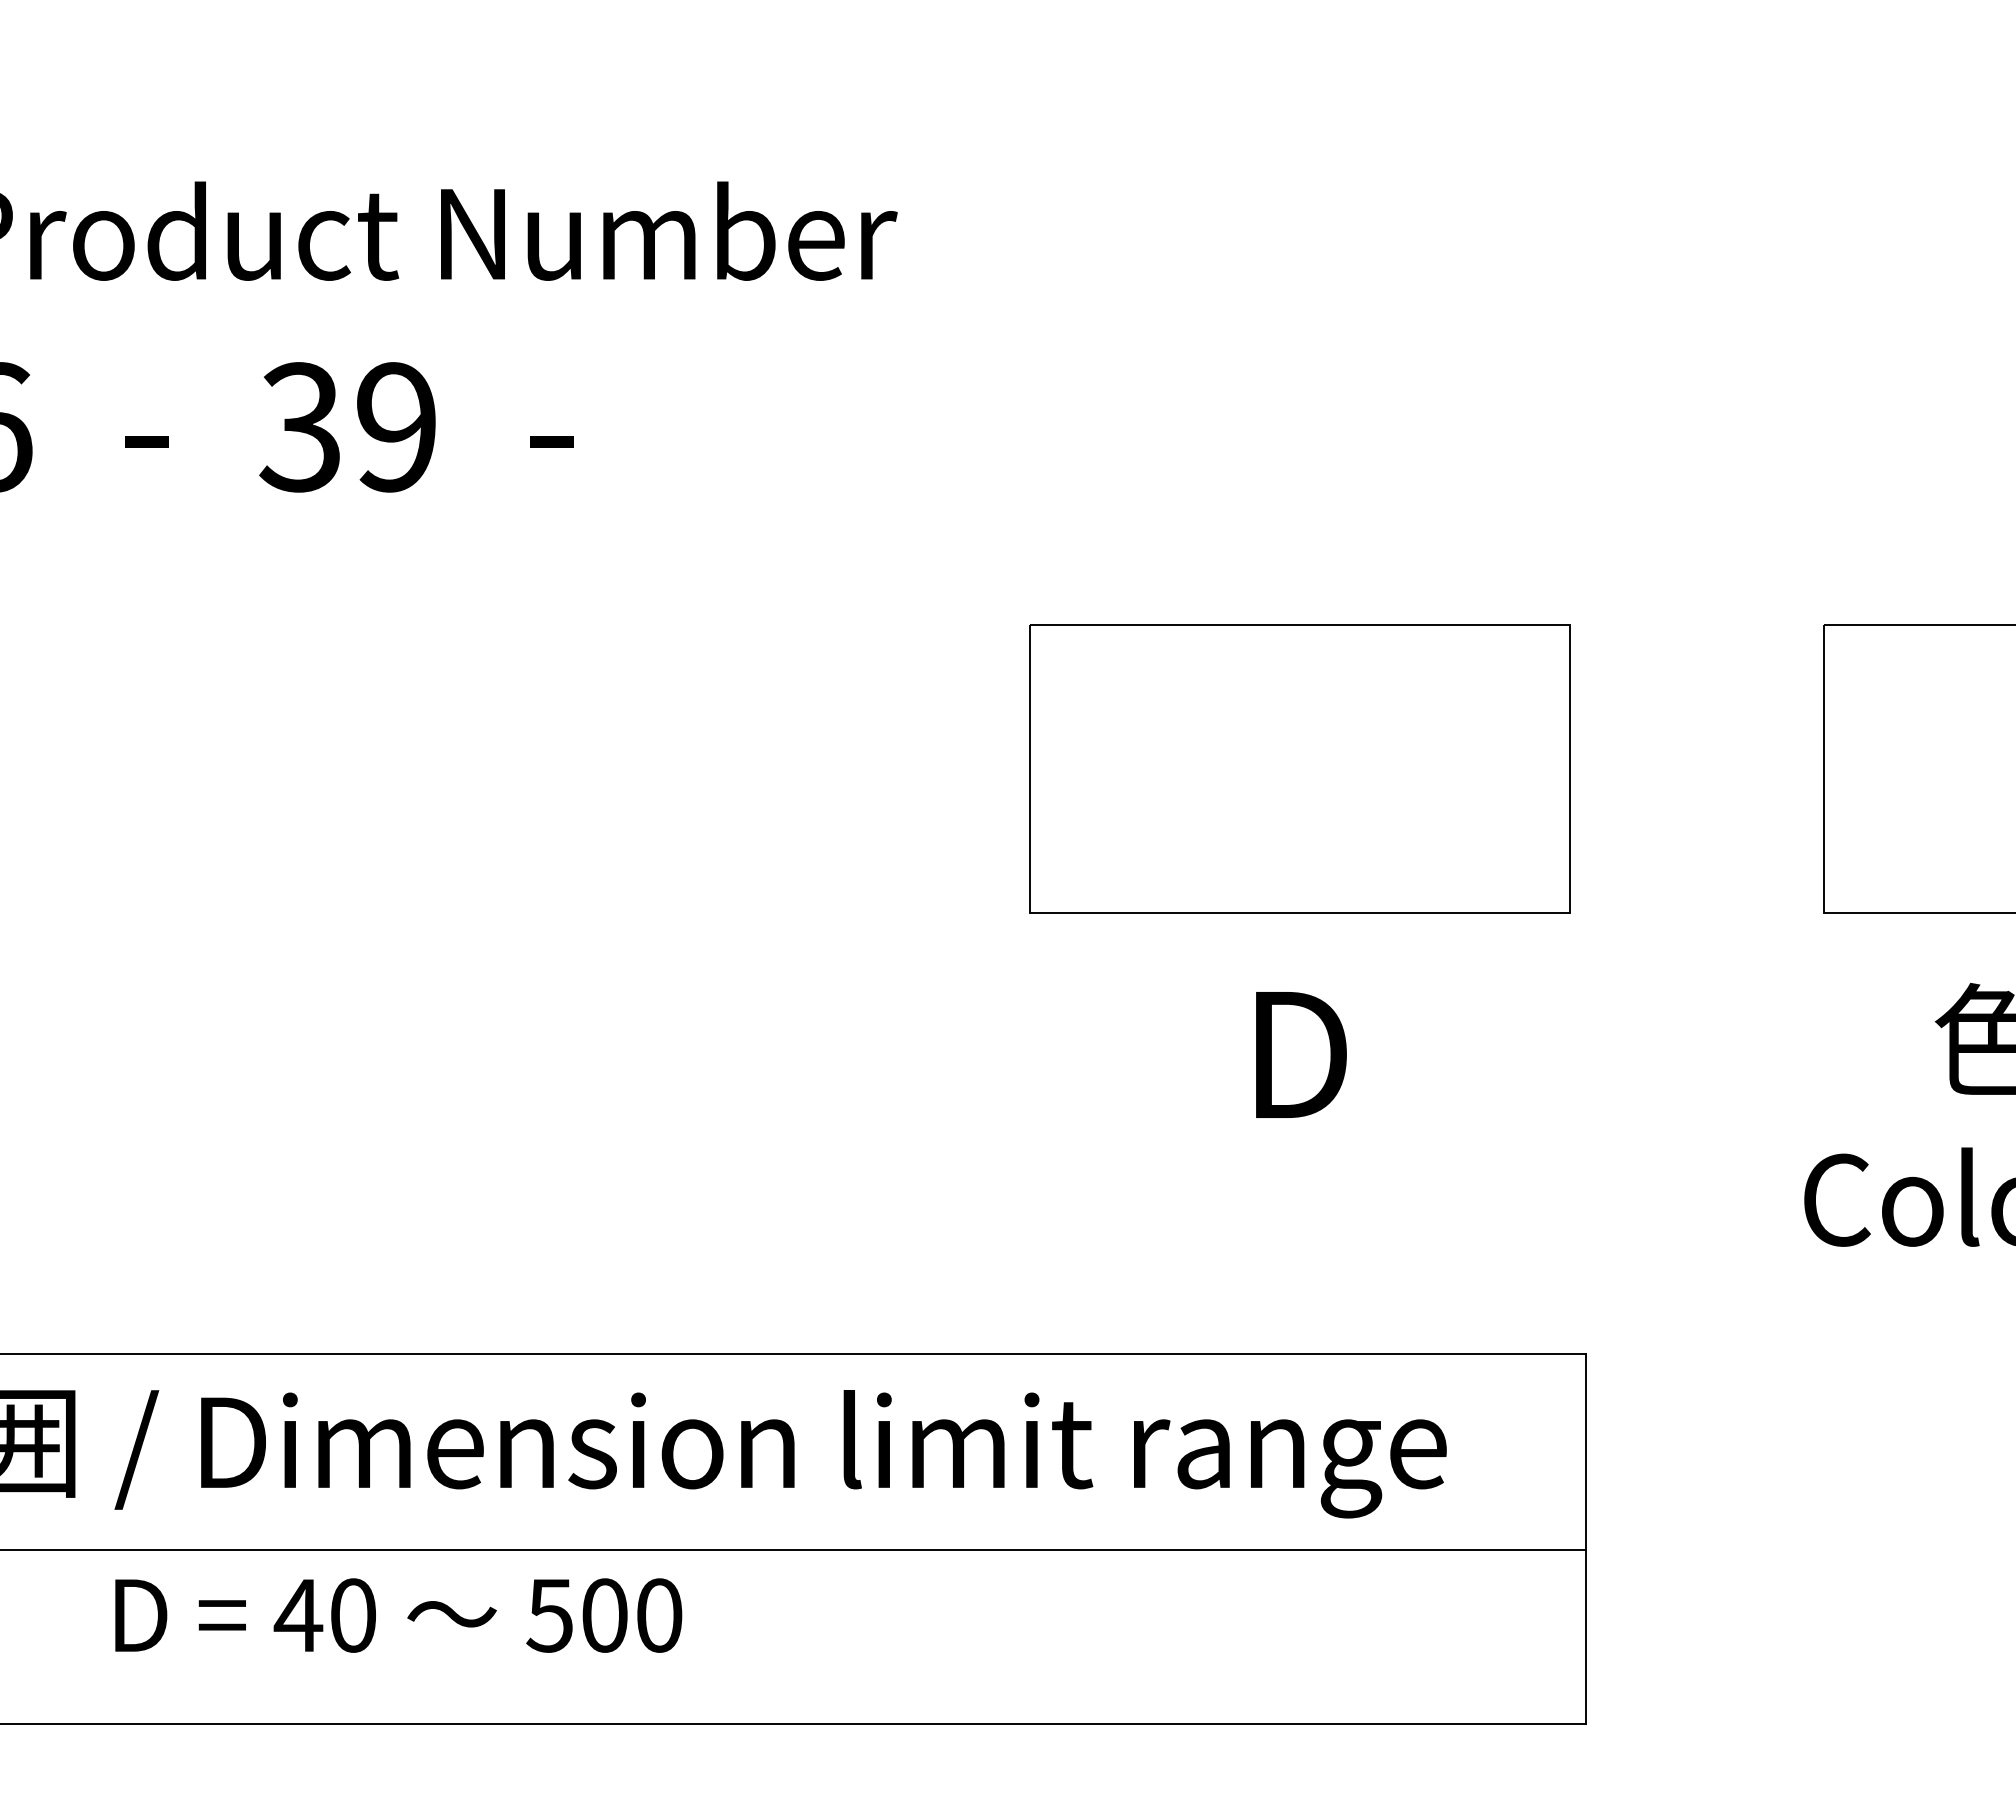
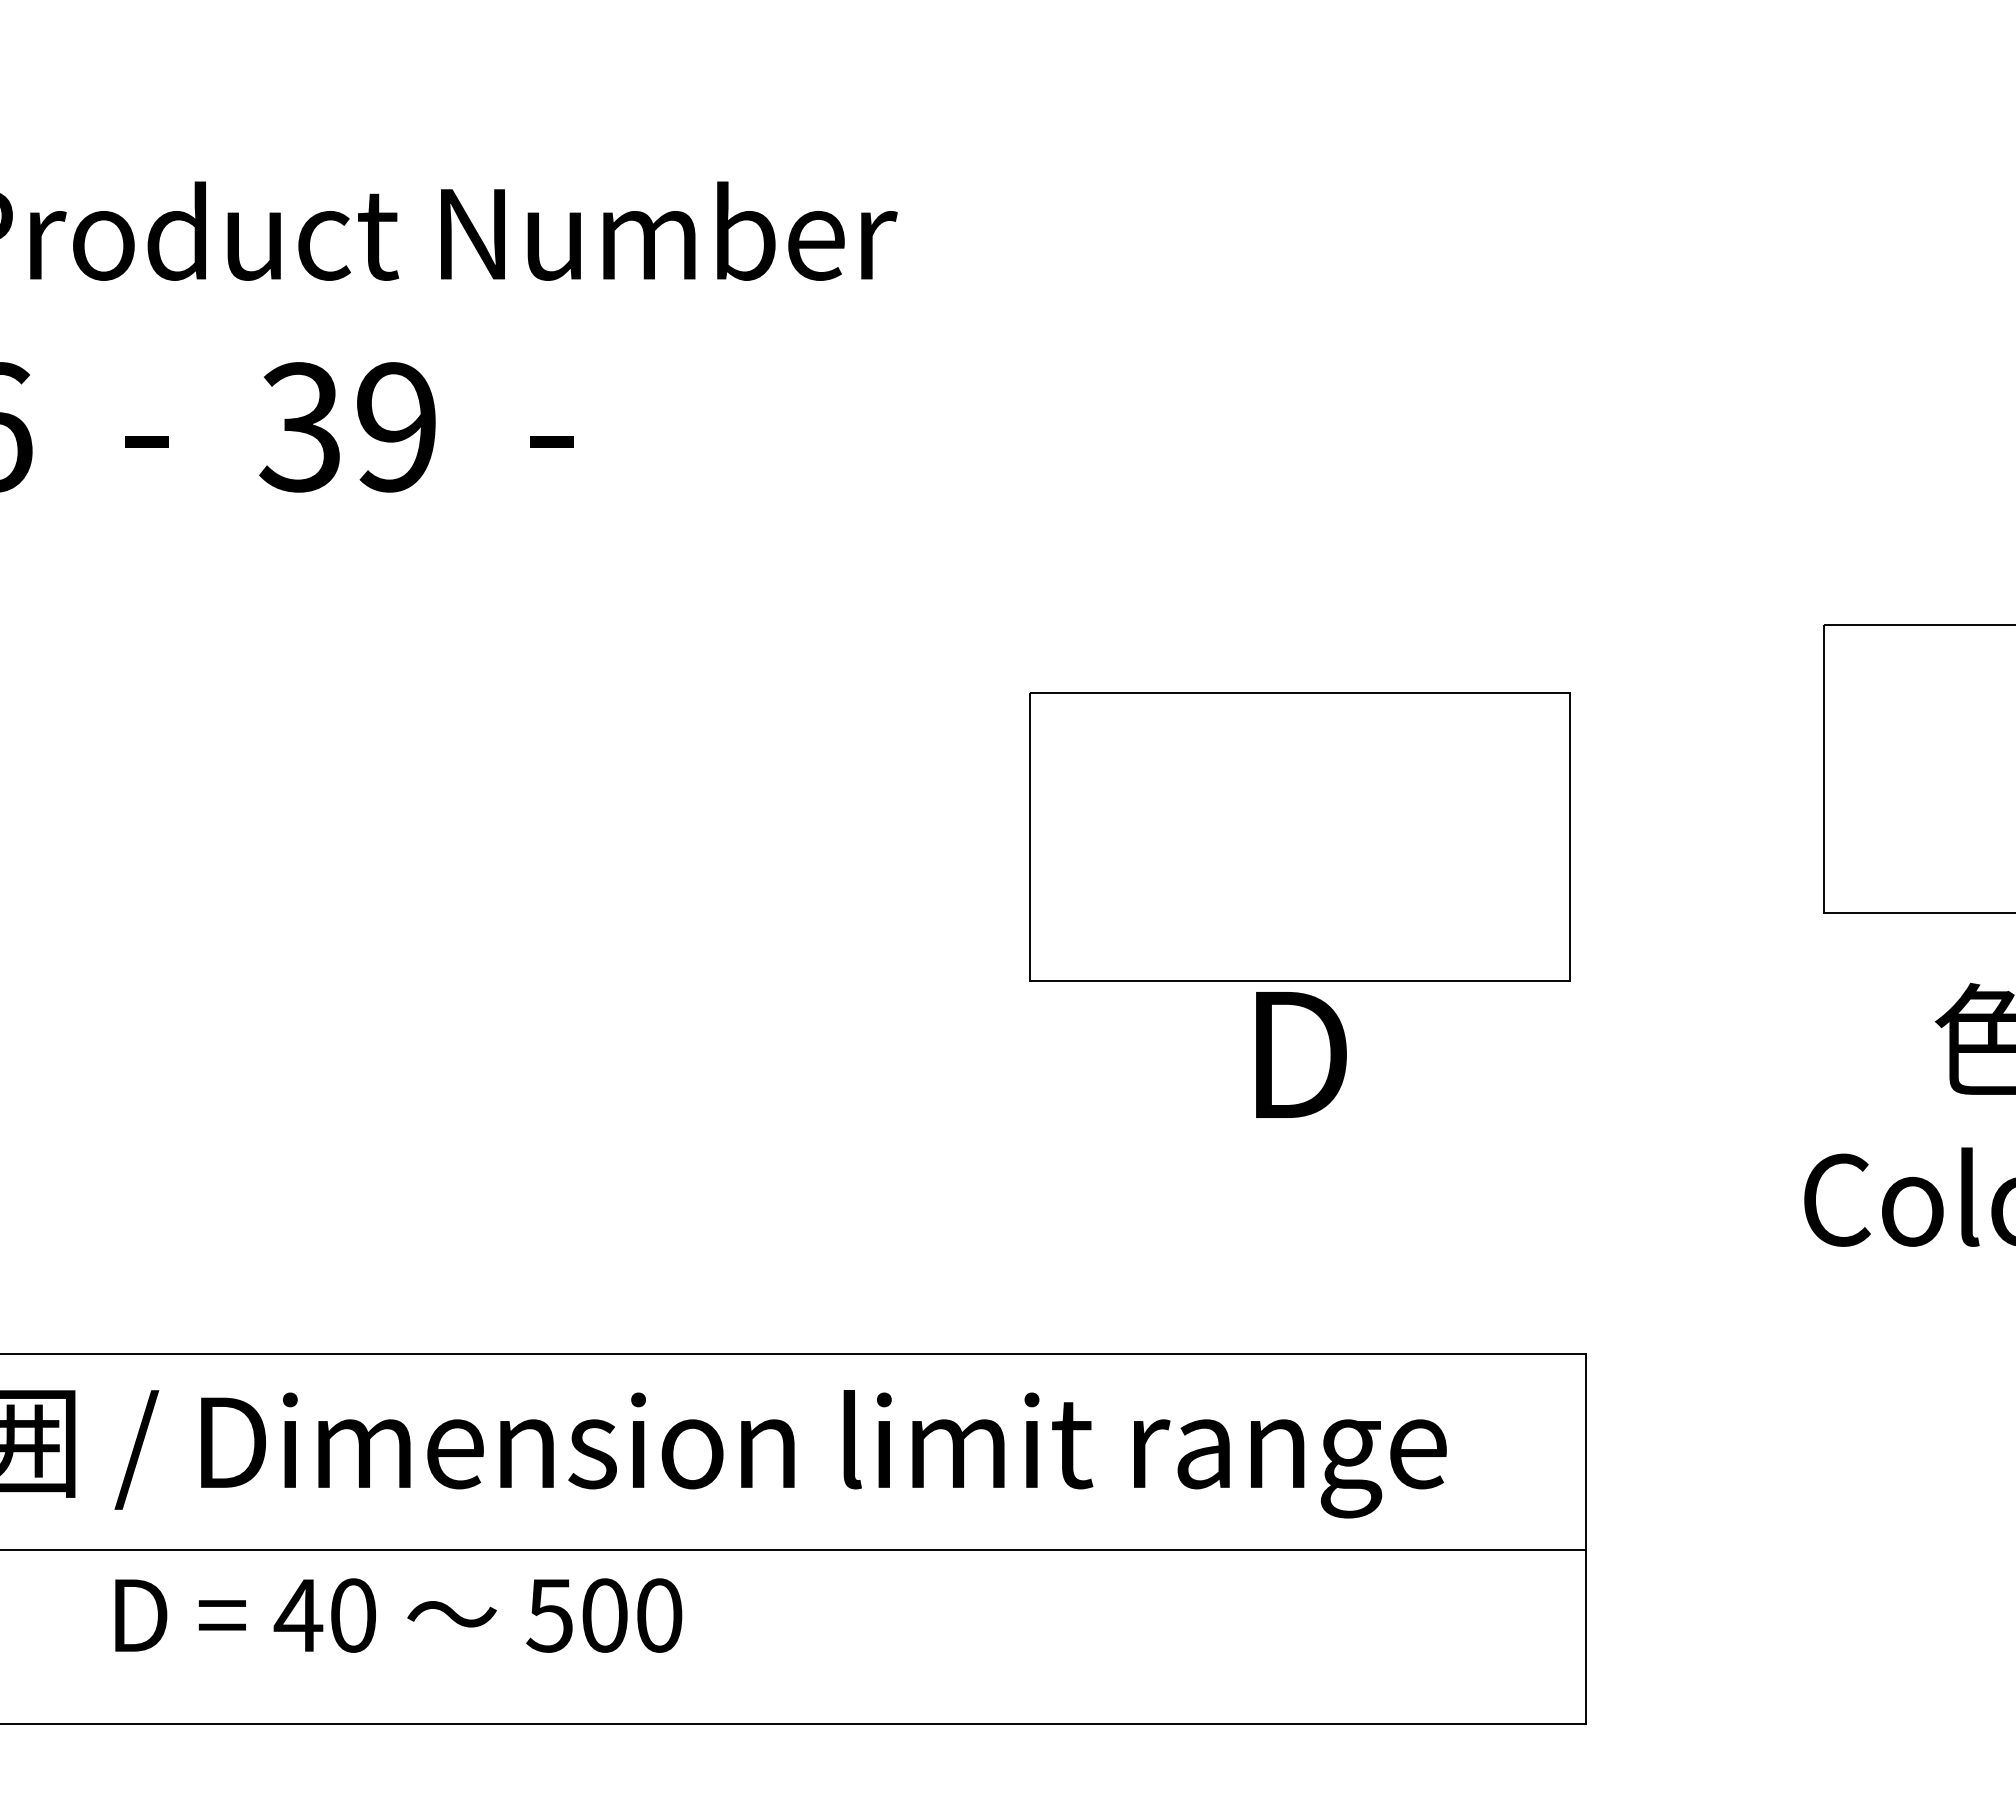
part position: (1299, 768) -> (1299, 836) (1299, 836)
